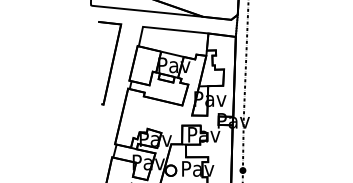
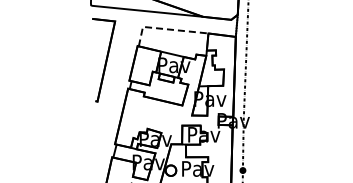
line: solid -> dashed (165, 29)
part position: (110, 63) -> (104, 60) (104, 60)
